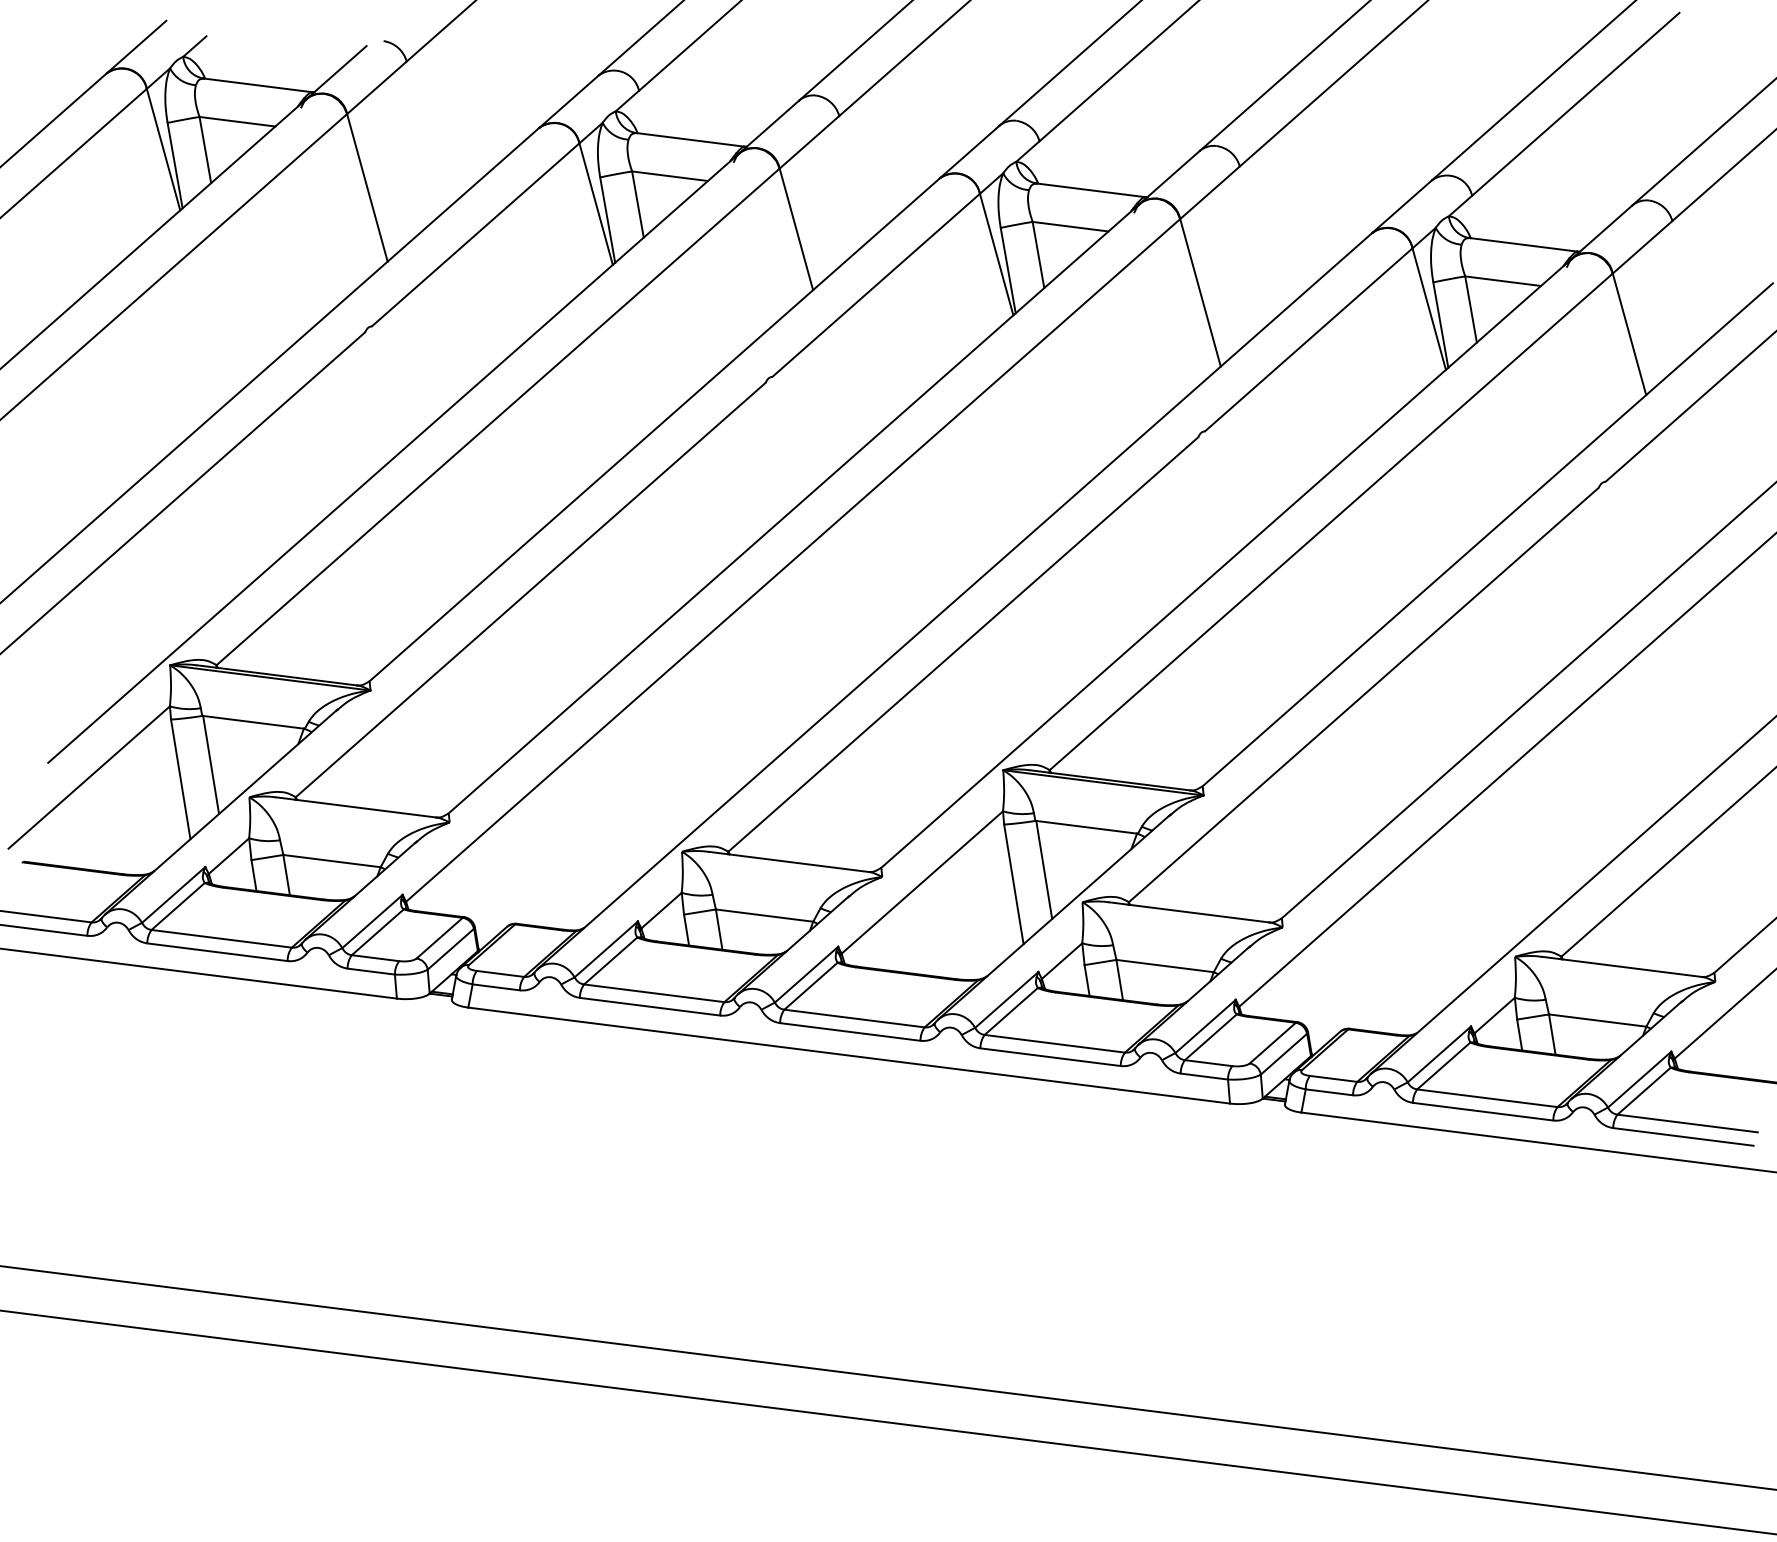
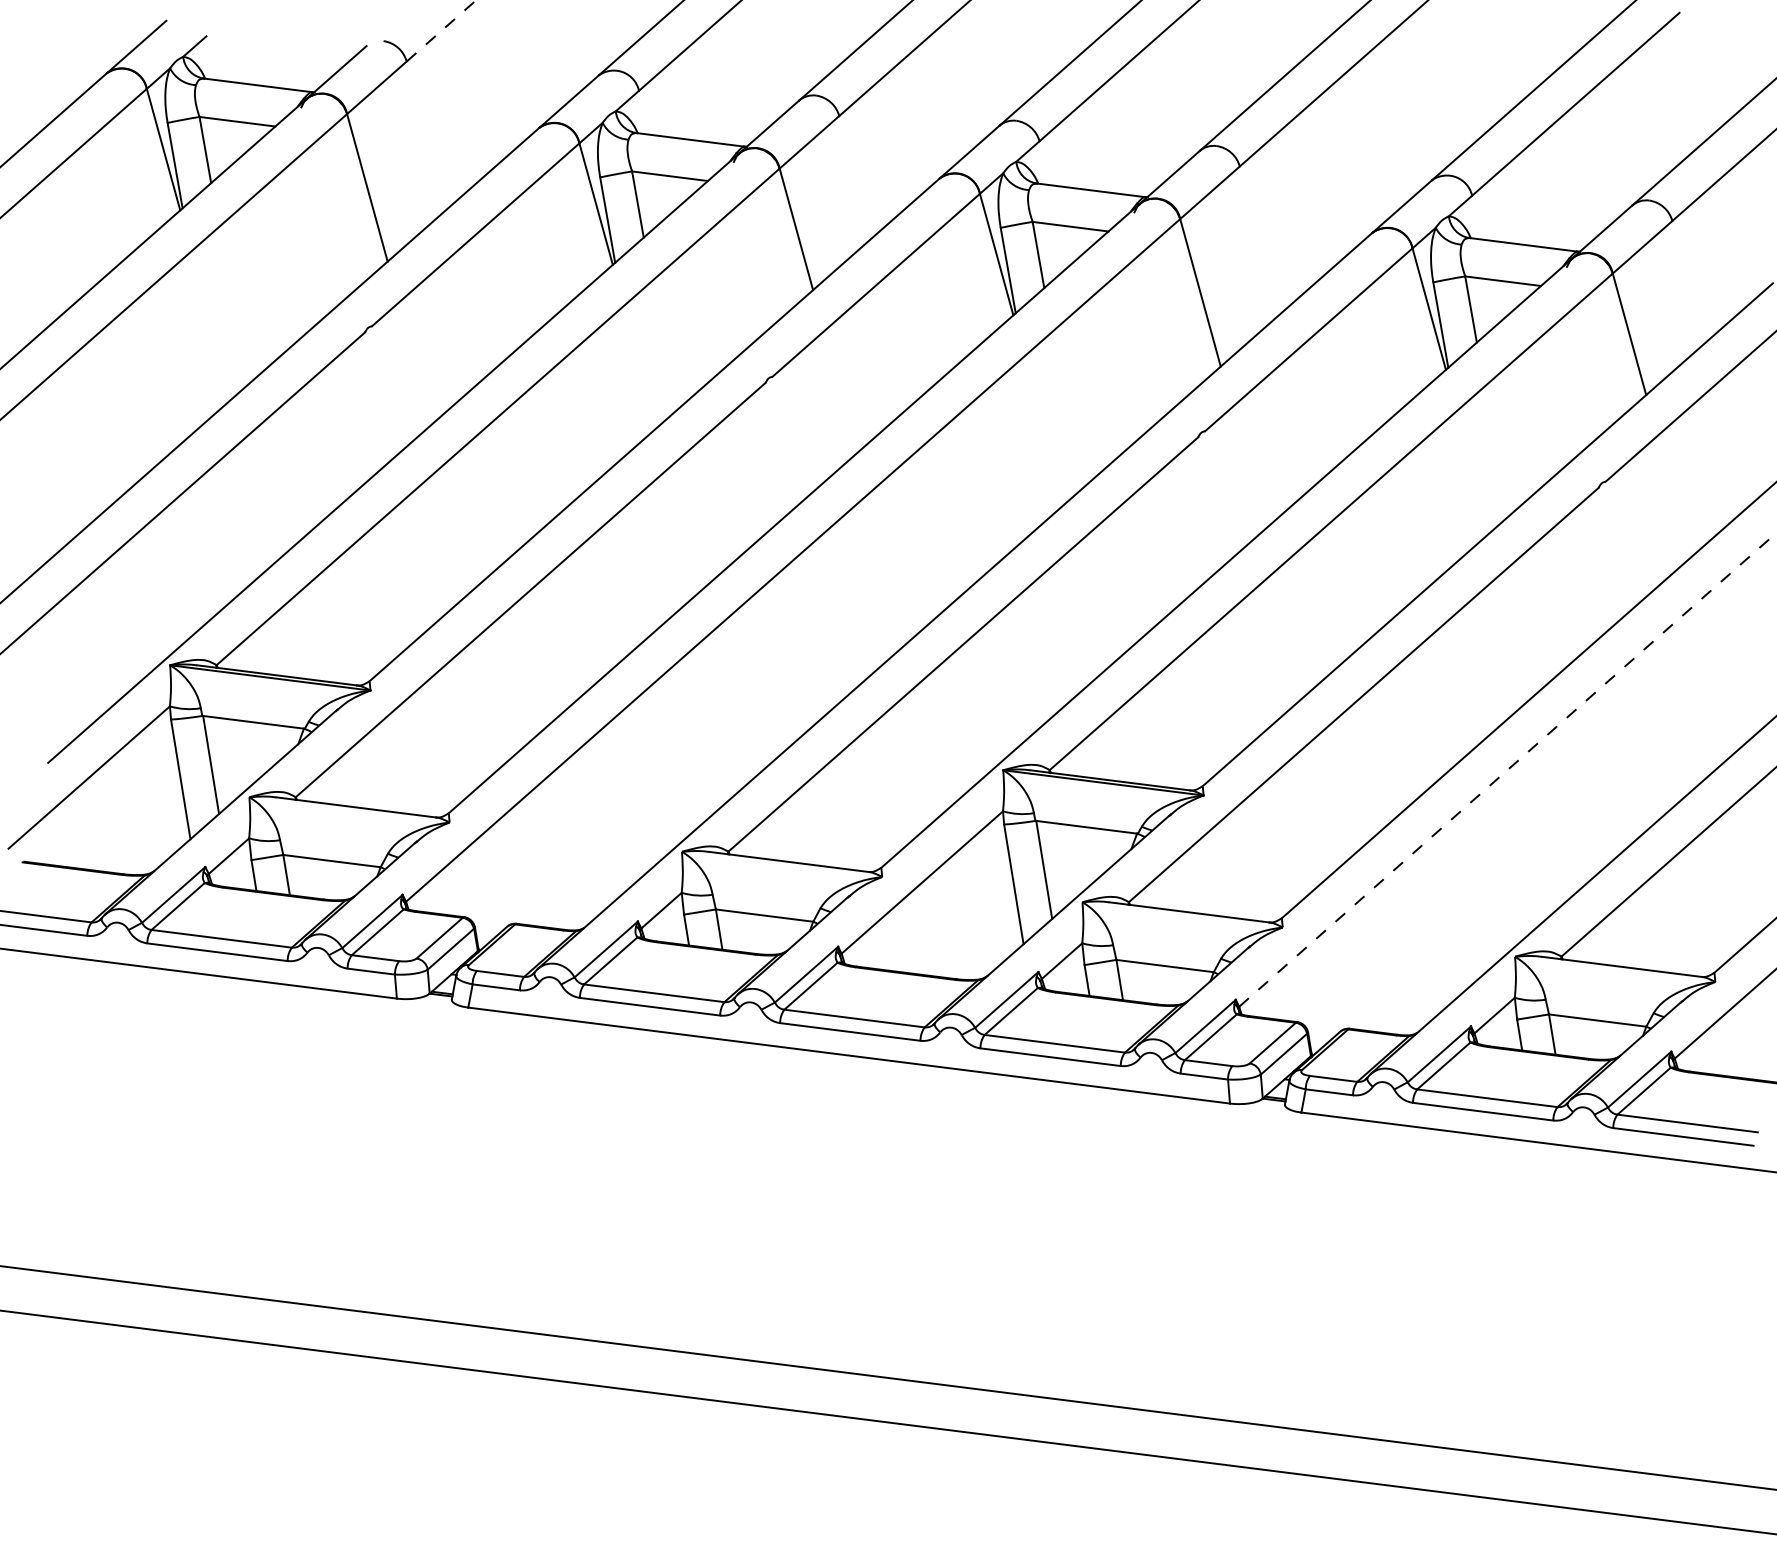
line: solid -> dashed (441, 30)
line: solid -> dashed (1508, 769)
